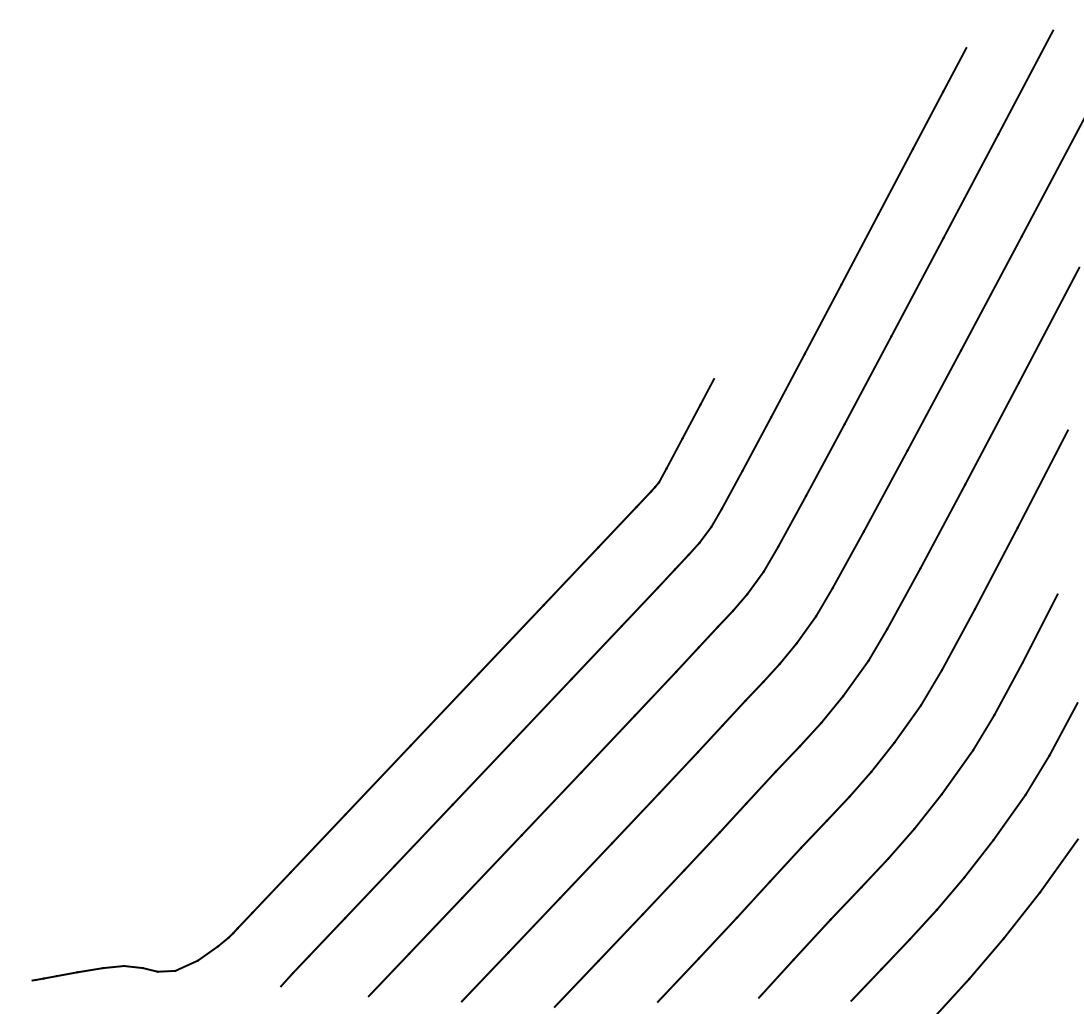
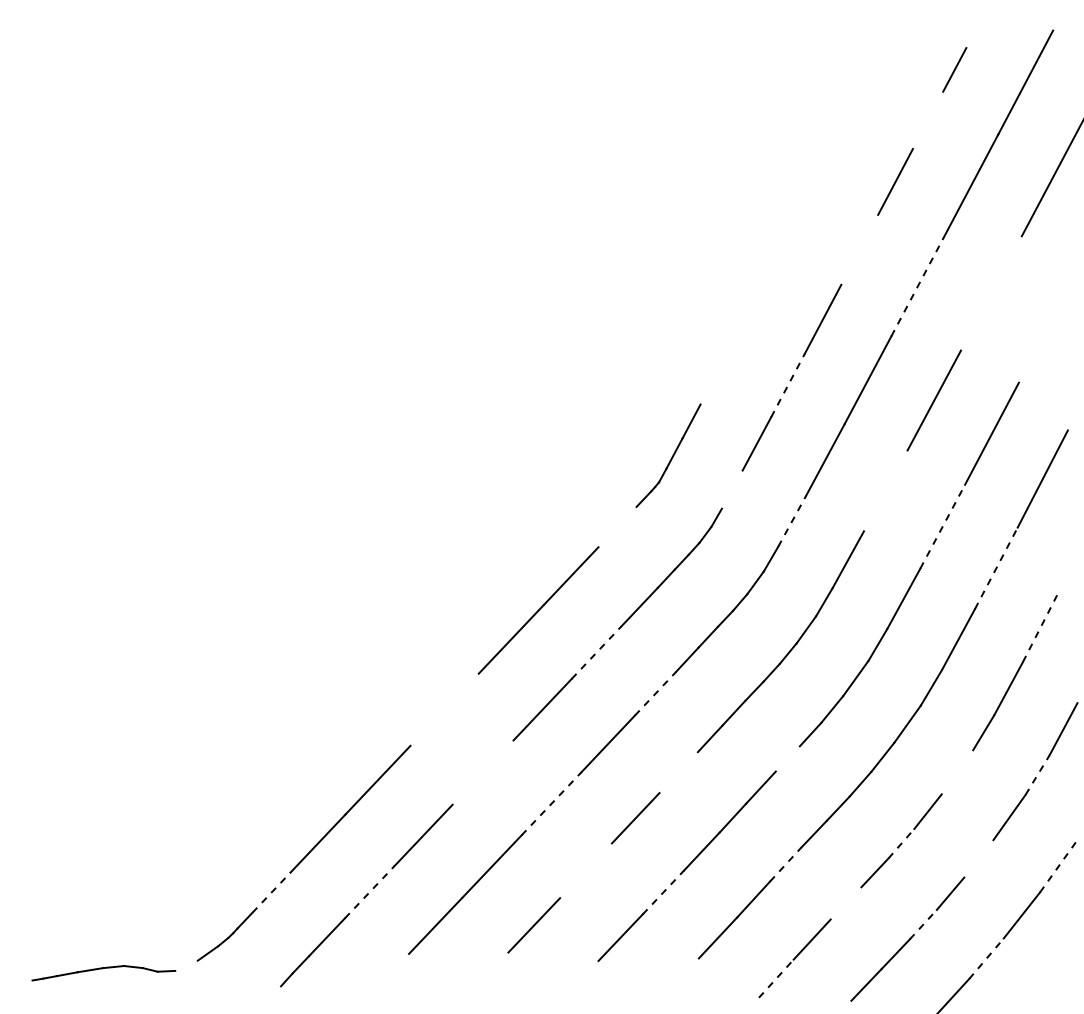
line: present -> none (927, 119)
line: present -> none (859, 249)
line: solid -> dashed (917, 287)
line: present -> none (991, 293)
line: present -> none (1048, 324)
line: solid -> dashed (787, 385)
line: present -> none (707, 391)
line: present -> none (731, 489)
line: present -> none (885, 490)
line: solid -> dashed (792, 520)
line: present -> none (617, 526)
line: solid -> dashed (942, 526)
line: solid -> dashed (996, 567)
line: solid -> dashed (1040, 627)
line: solid -> dashed (597, 652)
line: solid -> dashed (655, 693)
line: present -> none (444, 709)
line: present -> none (787, 758)
line: present -> none (482, 772)
line: present -> none (678, 772)
line: present -> none (957, 772)
line: solid -> dashed (1037, 775)
line: solid -> dashed (551, 803)
line: solid -> dashed (901, 843)
line: present -> none (978, 858)
line: solid -> dashed (785, 864)
line: solid -> dashed (1058, 865)
line: present -> none (585, 870)
line: solid -> dashed (370, 891)
line: solid -> dashed (271, 892)
line: solid -> dashed (663, 892)
line: present -> none (845, 903)
line: solid -> dashed (923, 924)
line: solid -> dashed (986, 958)
line: present -> none (186, 965)
line: present -> none (388, 974)
line: present -> none (484, 976)
line: solid -> dashed (776, 978)
line: present -> none (677, 979)
line: present -> none (576, 983)
